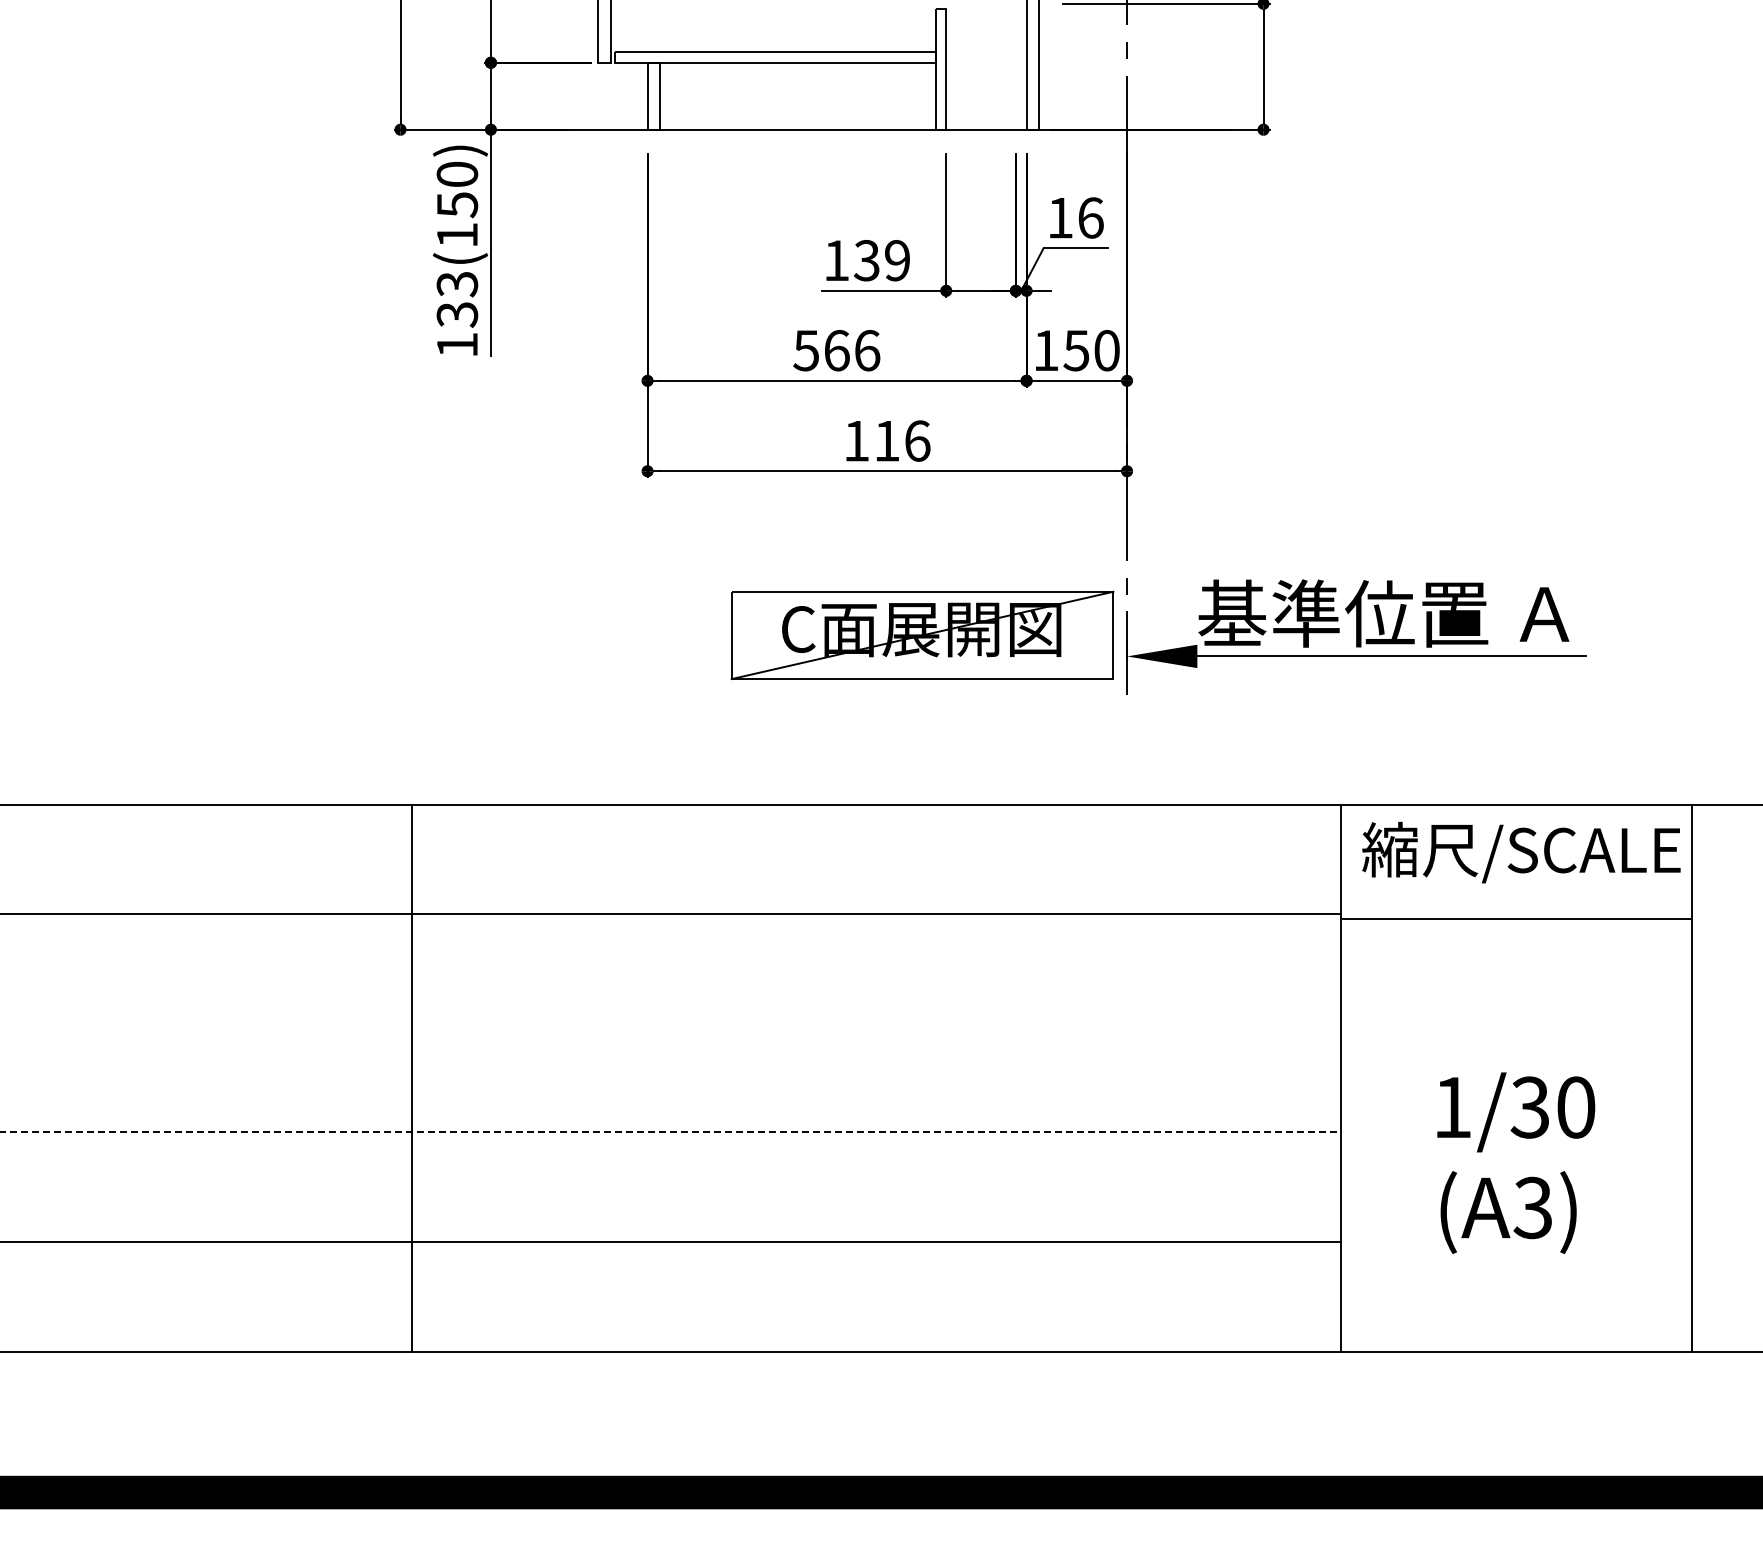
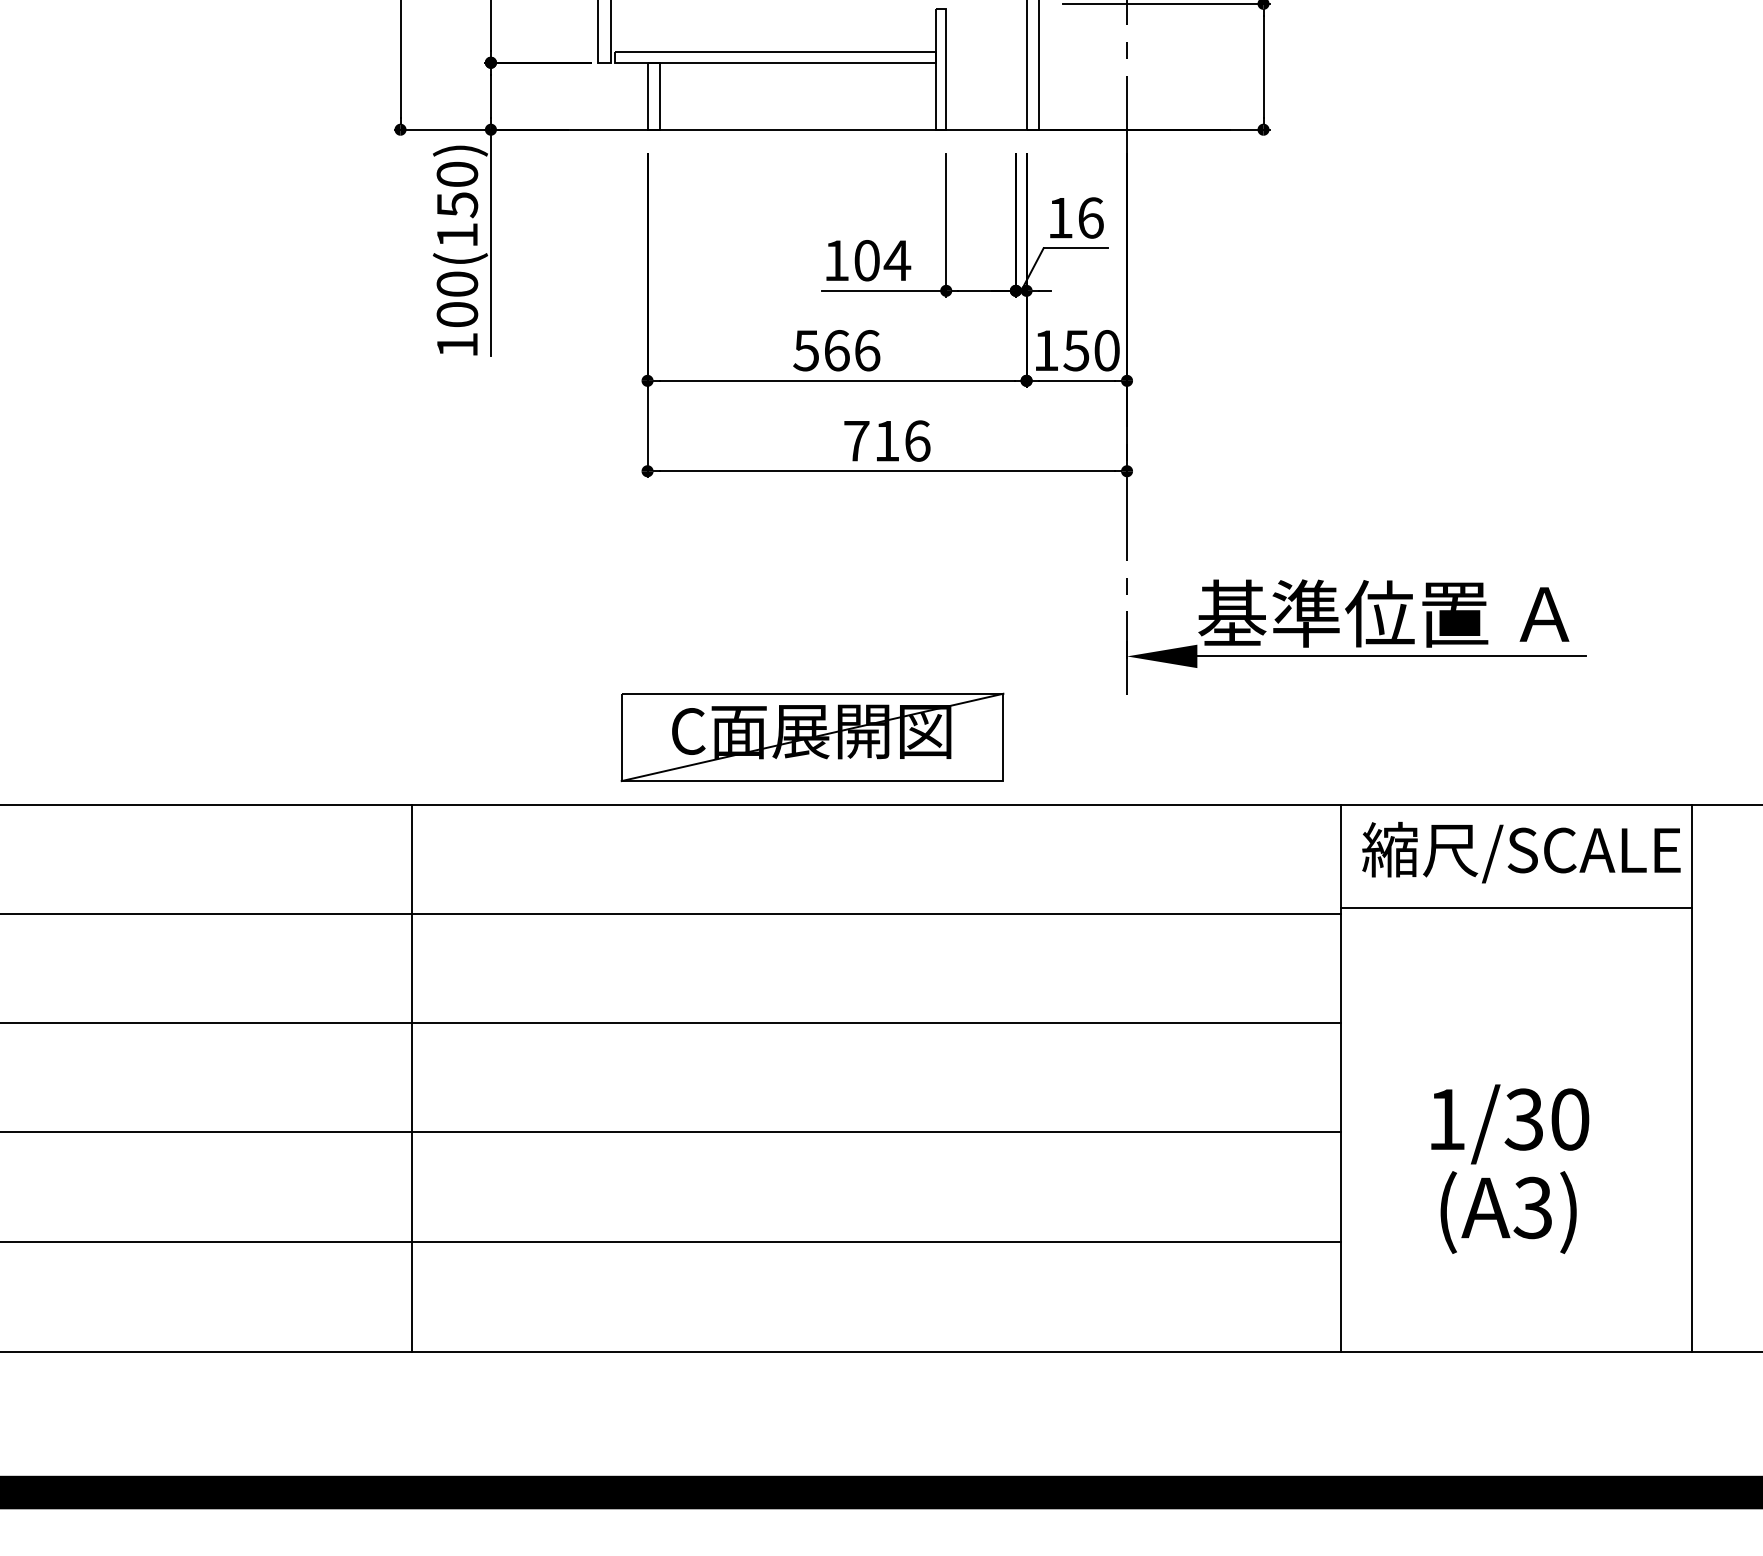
text: 139 -> 104 (882, 260)
text: 133(150) -> 100(150) (457, 299)
text: 116 -> 716 (856, 441)
part position: (922, 635) -> (812, 737) (812, 737)
line position: (1516, 918) -> (1516, 907) (1516, 907)
line: none -> present (671, 1022)
text position: (1516, 1112) -> (1510, 1124) (1510, 1124)
line: dashed -> solid (671, 1132)
